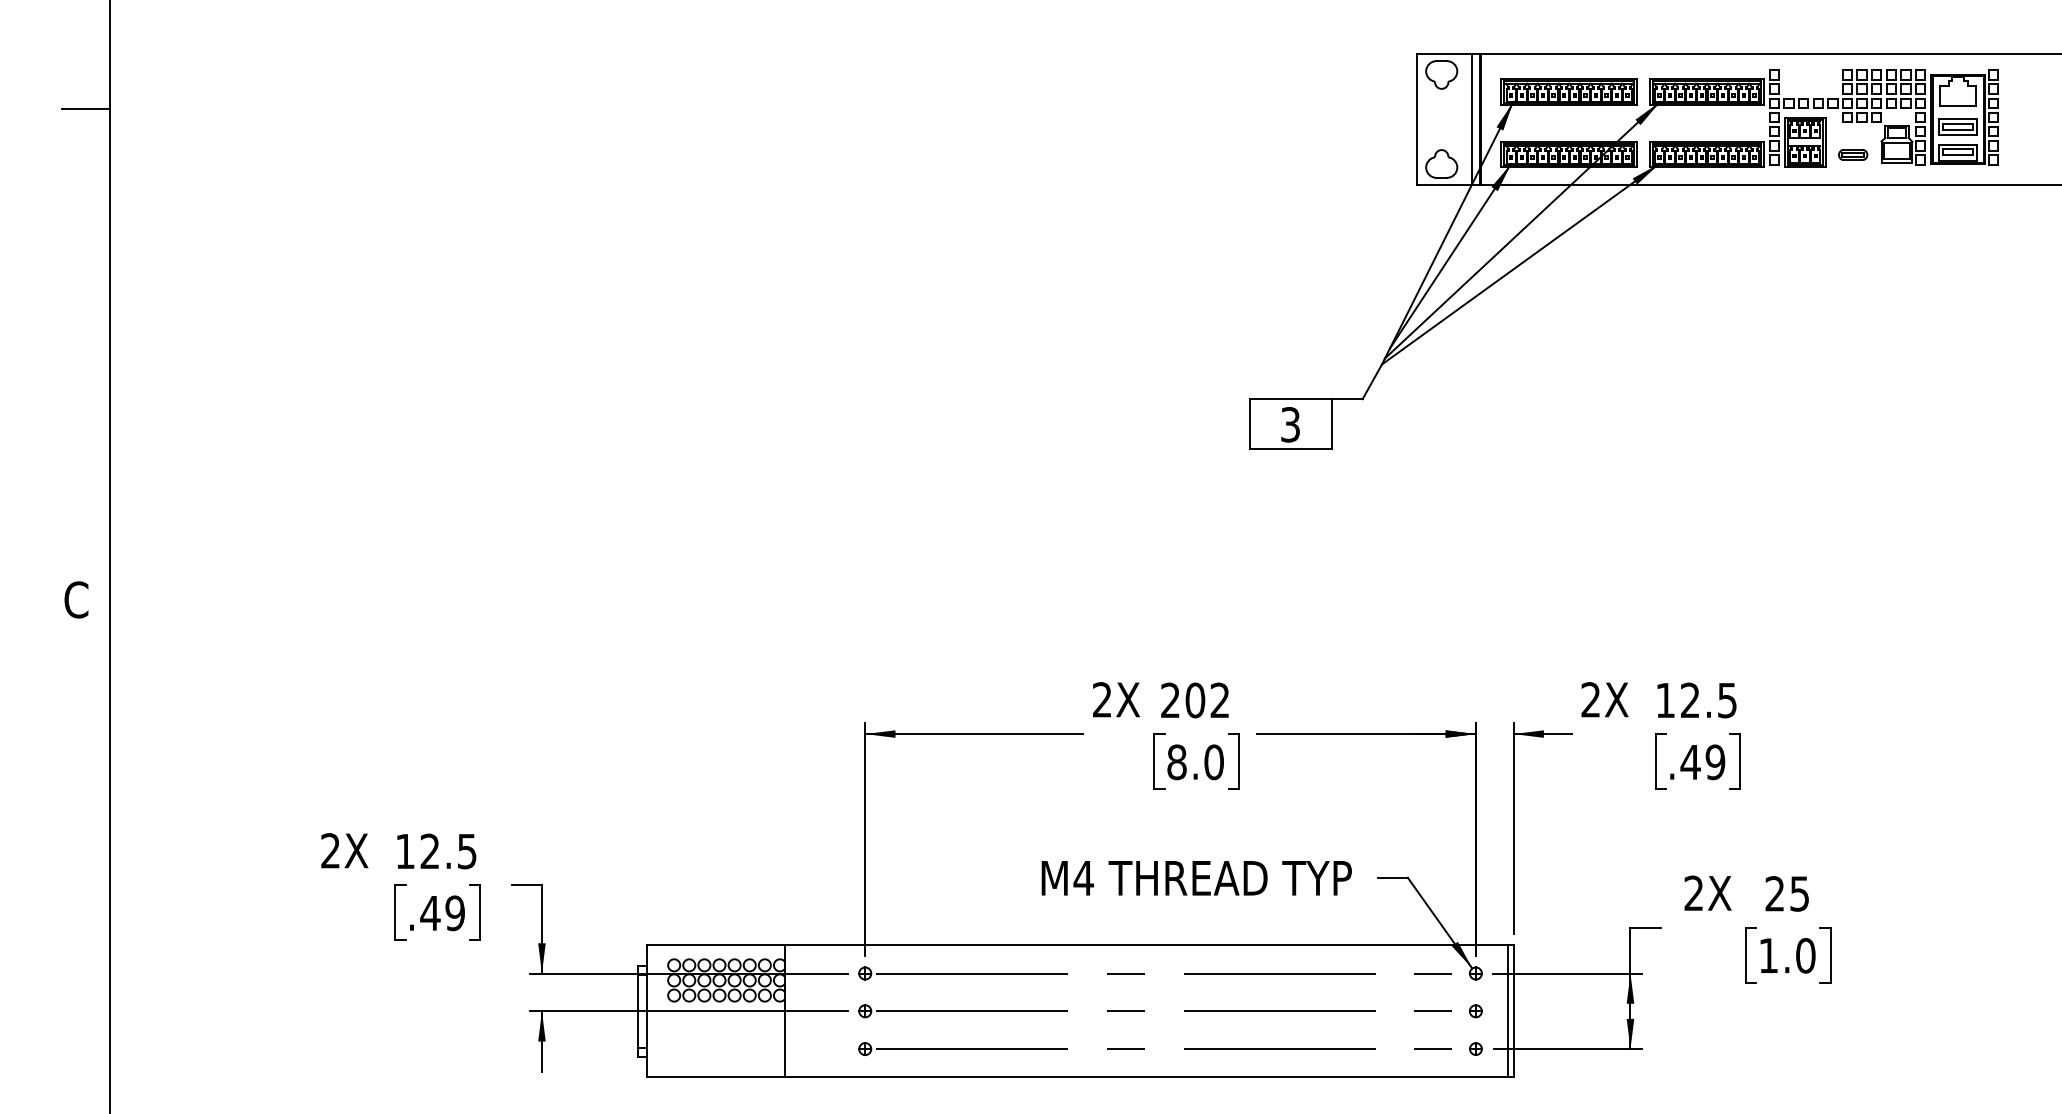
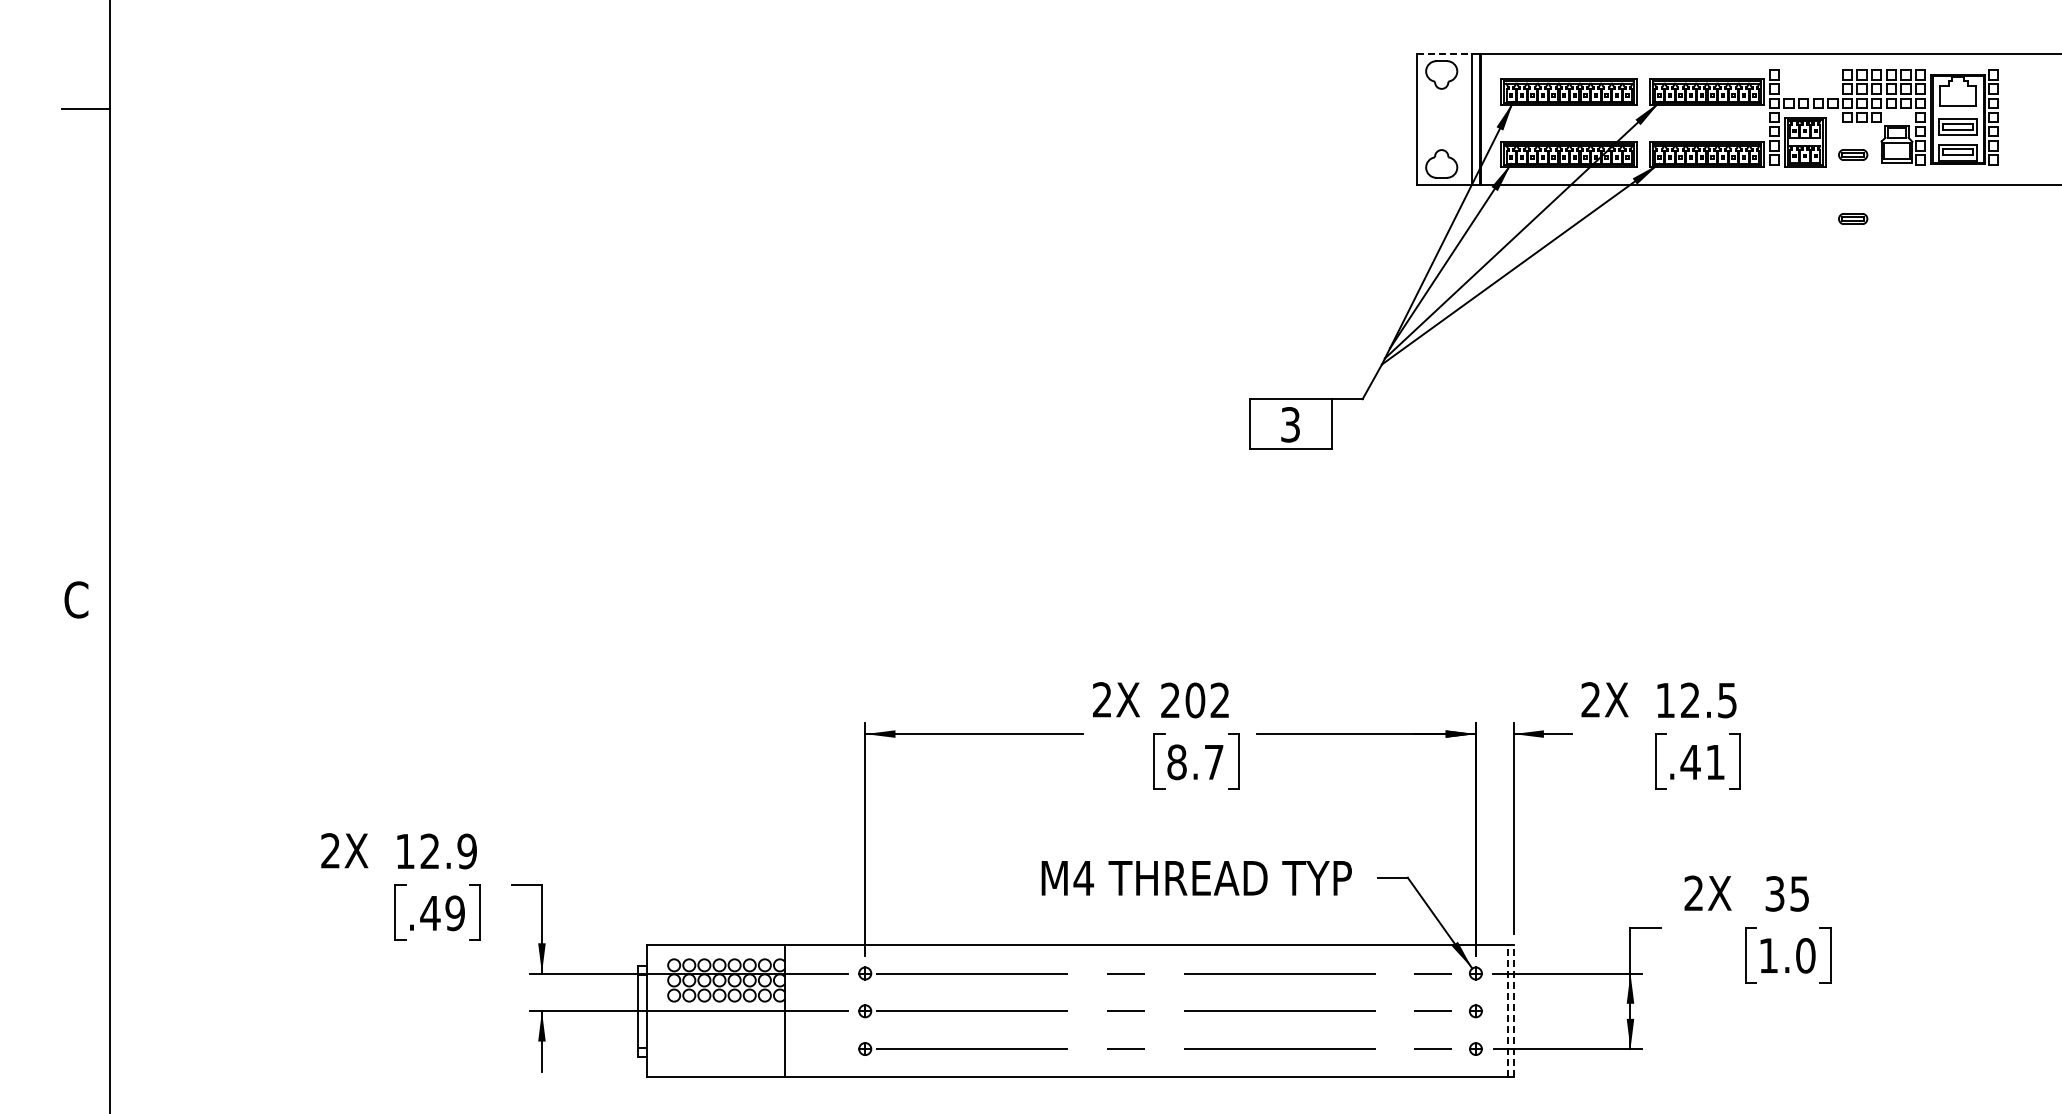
line: solid -> dashed (1445, 53)
part: none -> present (1853, 218)
text: 8.0 -> 8.7 (1213, 762)
text: .49 -> .41 (1715, 762)
text: 12.5 -> 12.9 (466, 851)
text: 25 -> 35 (1774, 893)
line: solid -> dashed (1507, 1011)
line: solid -> dashed (1513, 1011)
